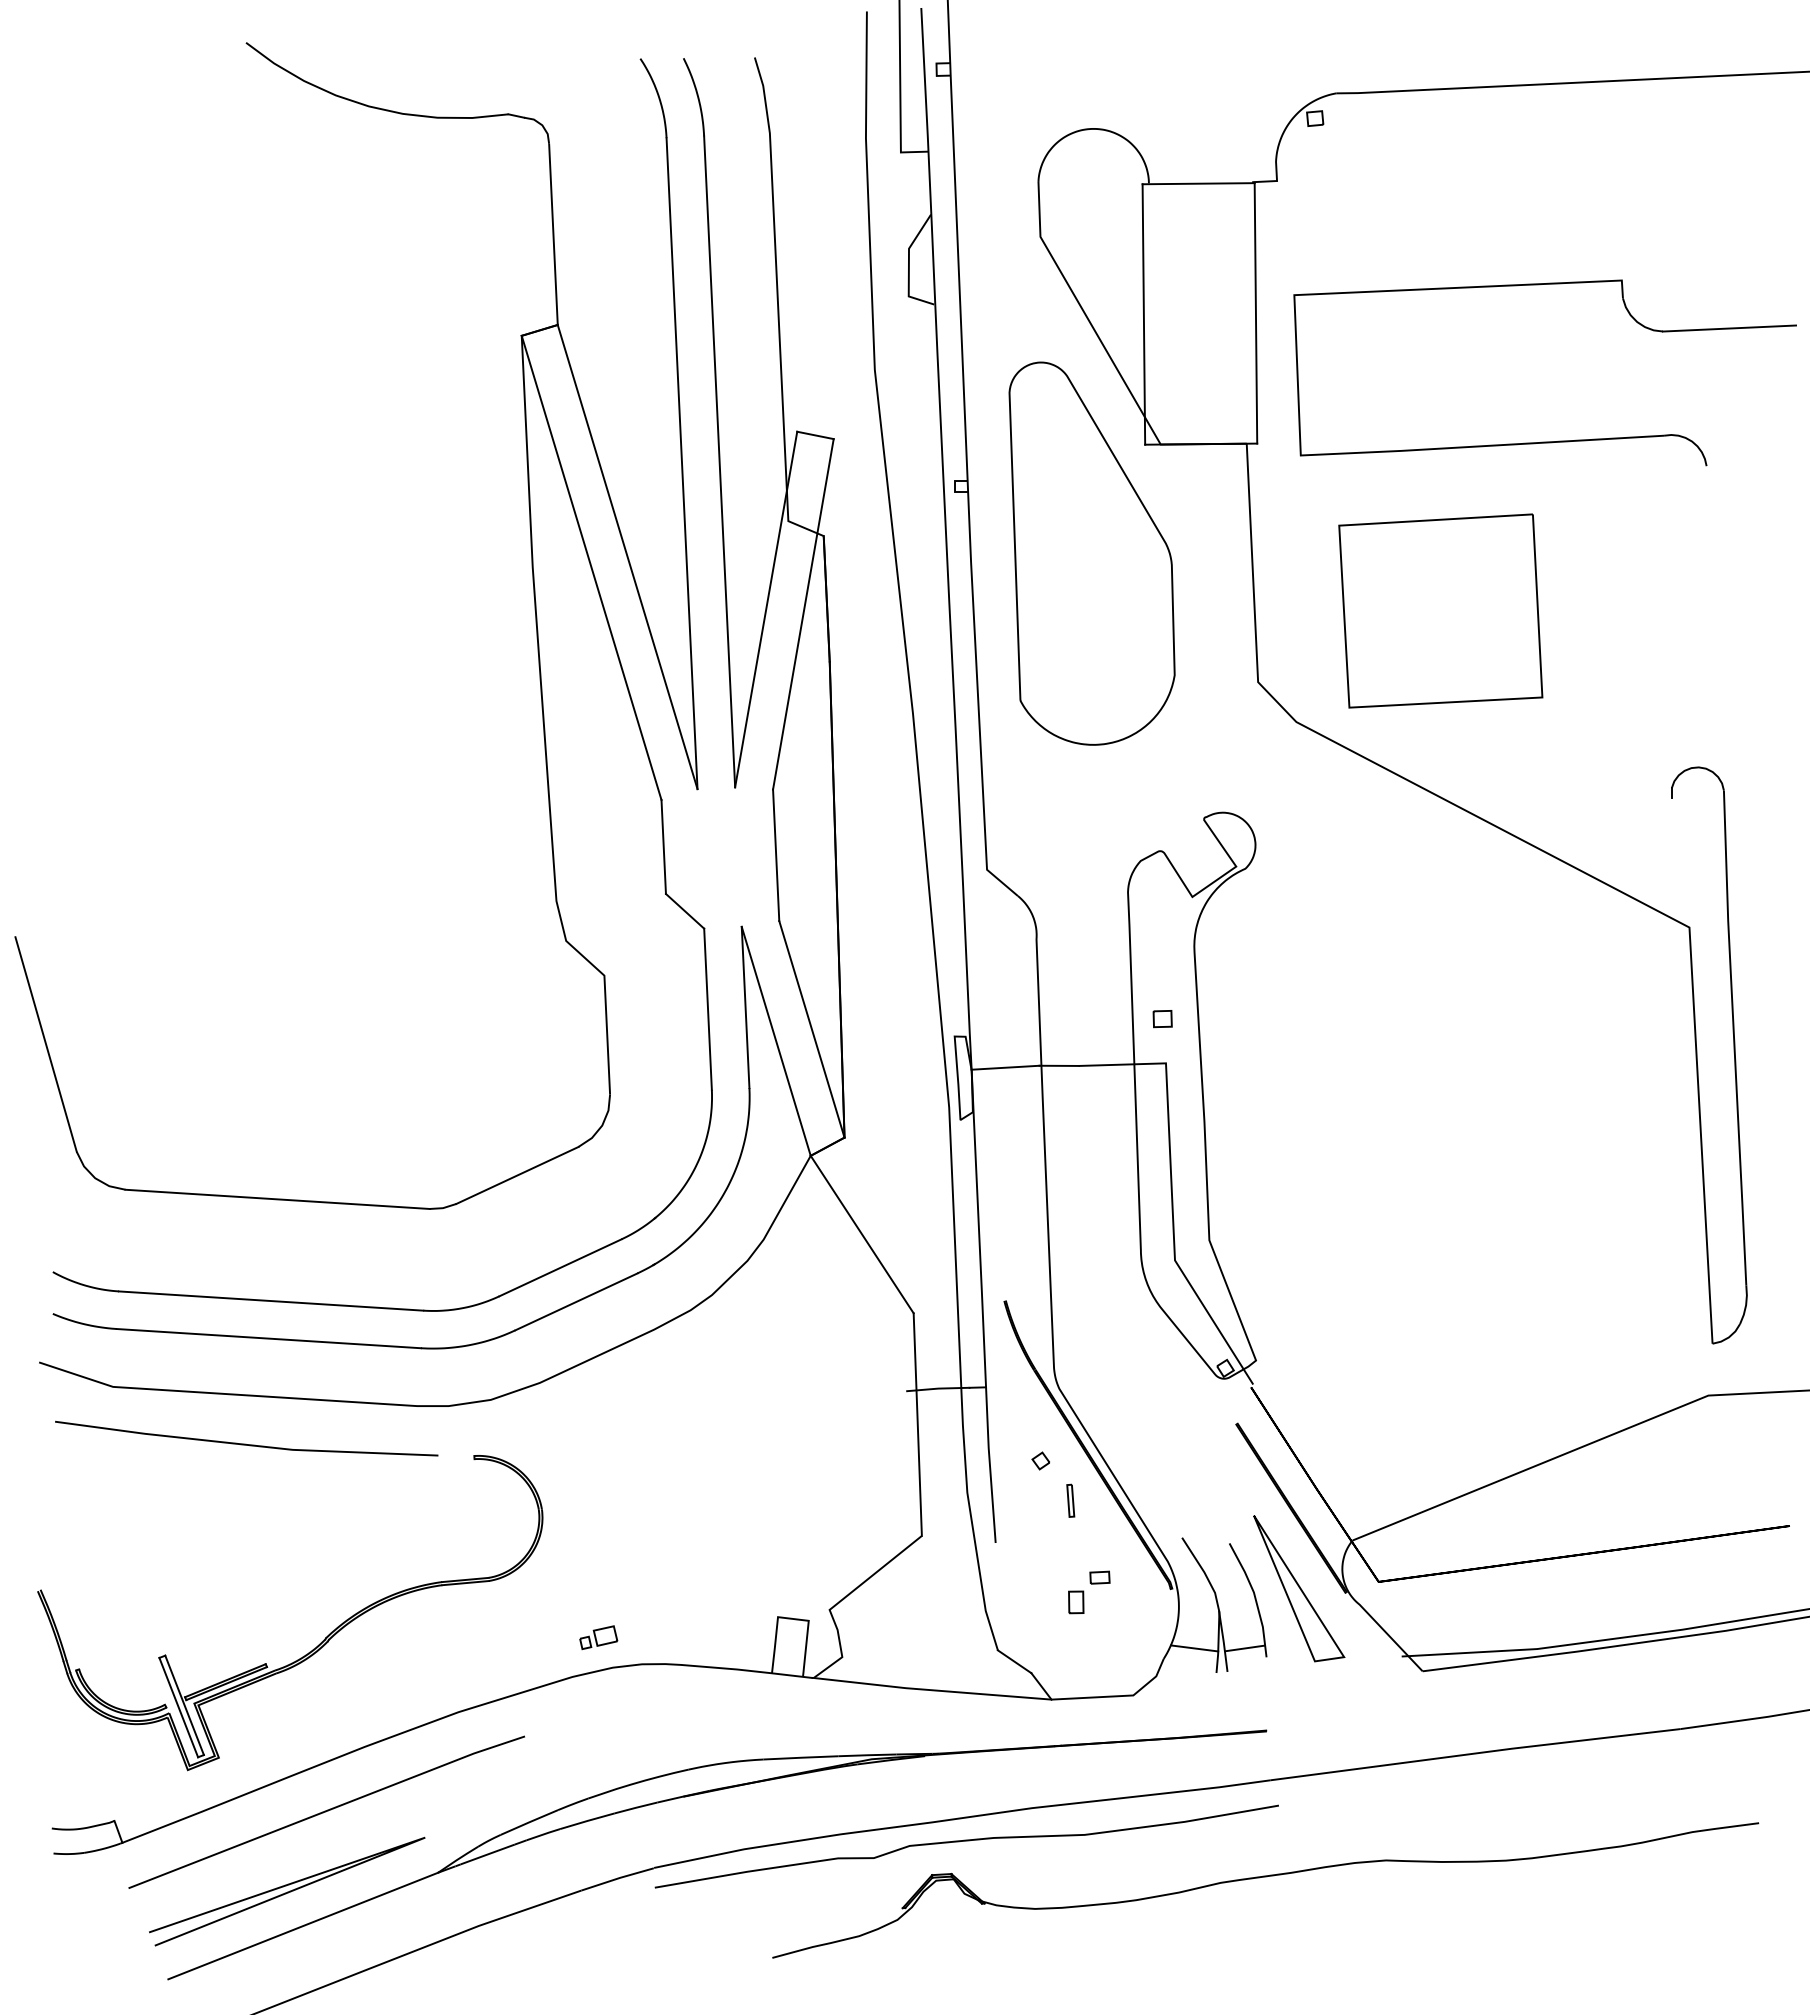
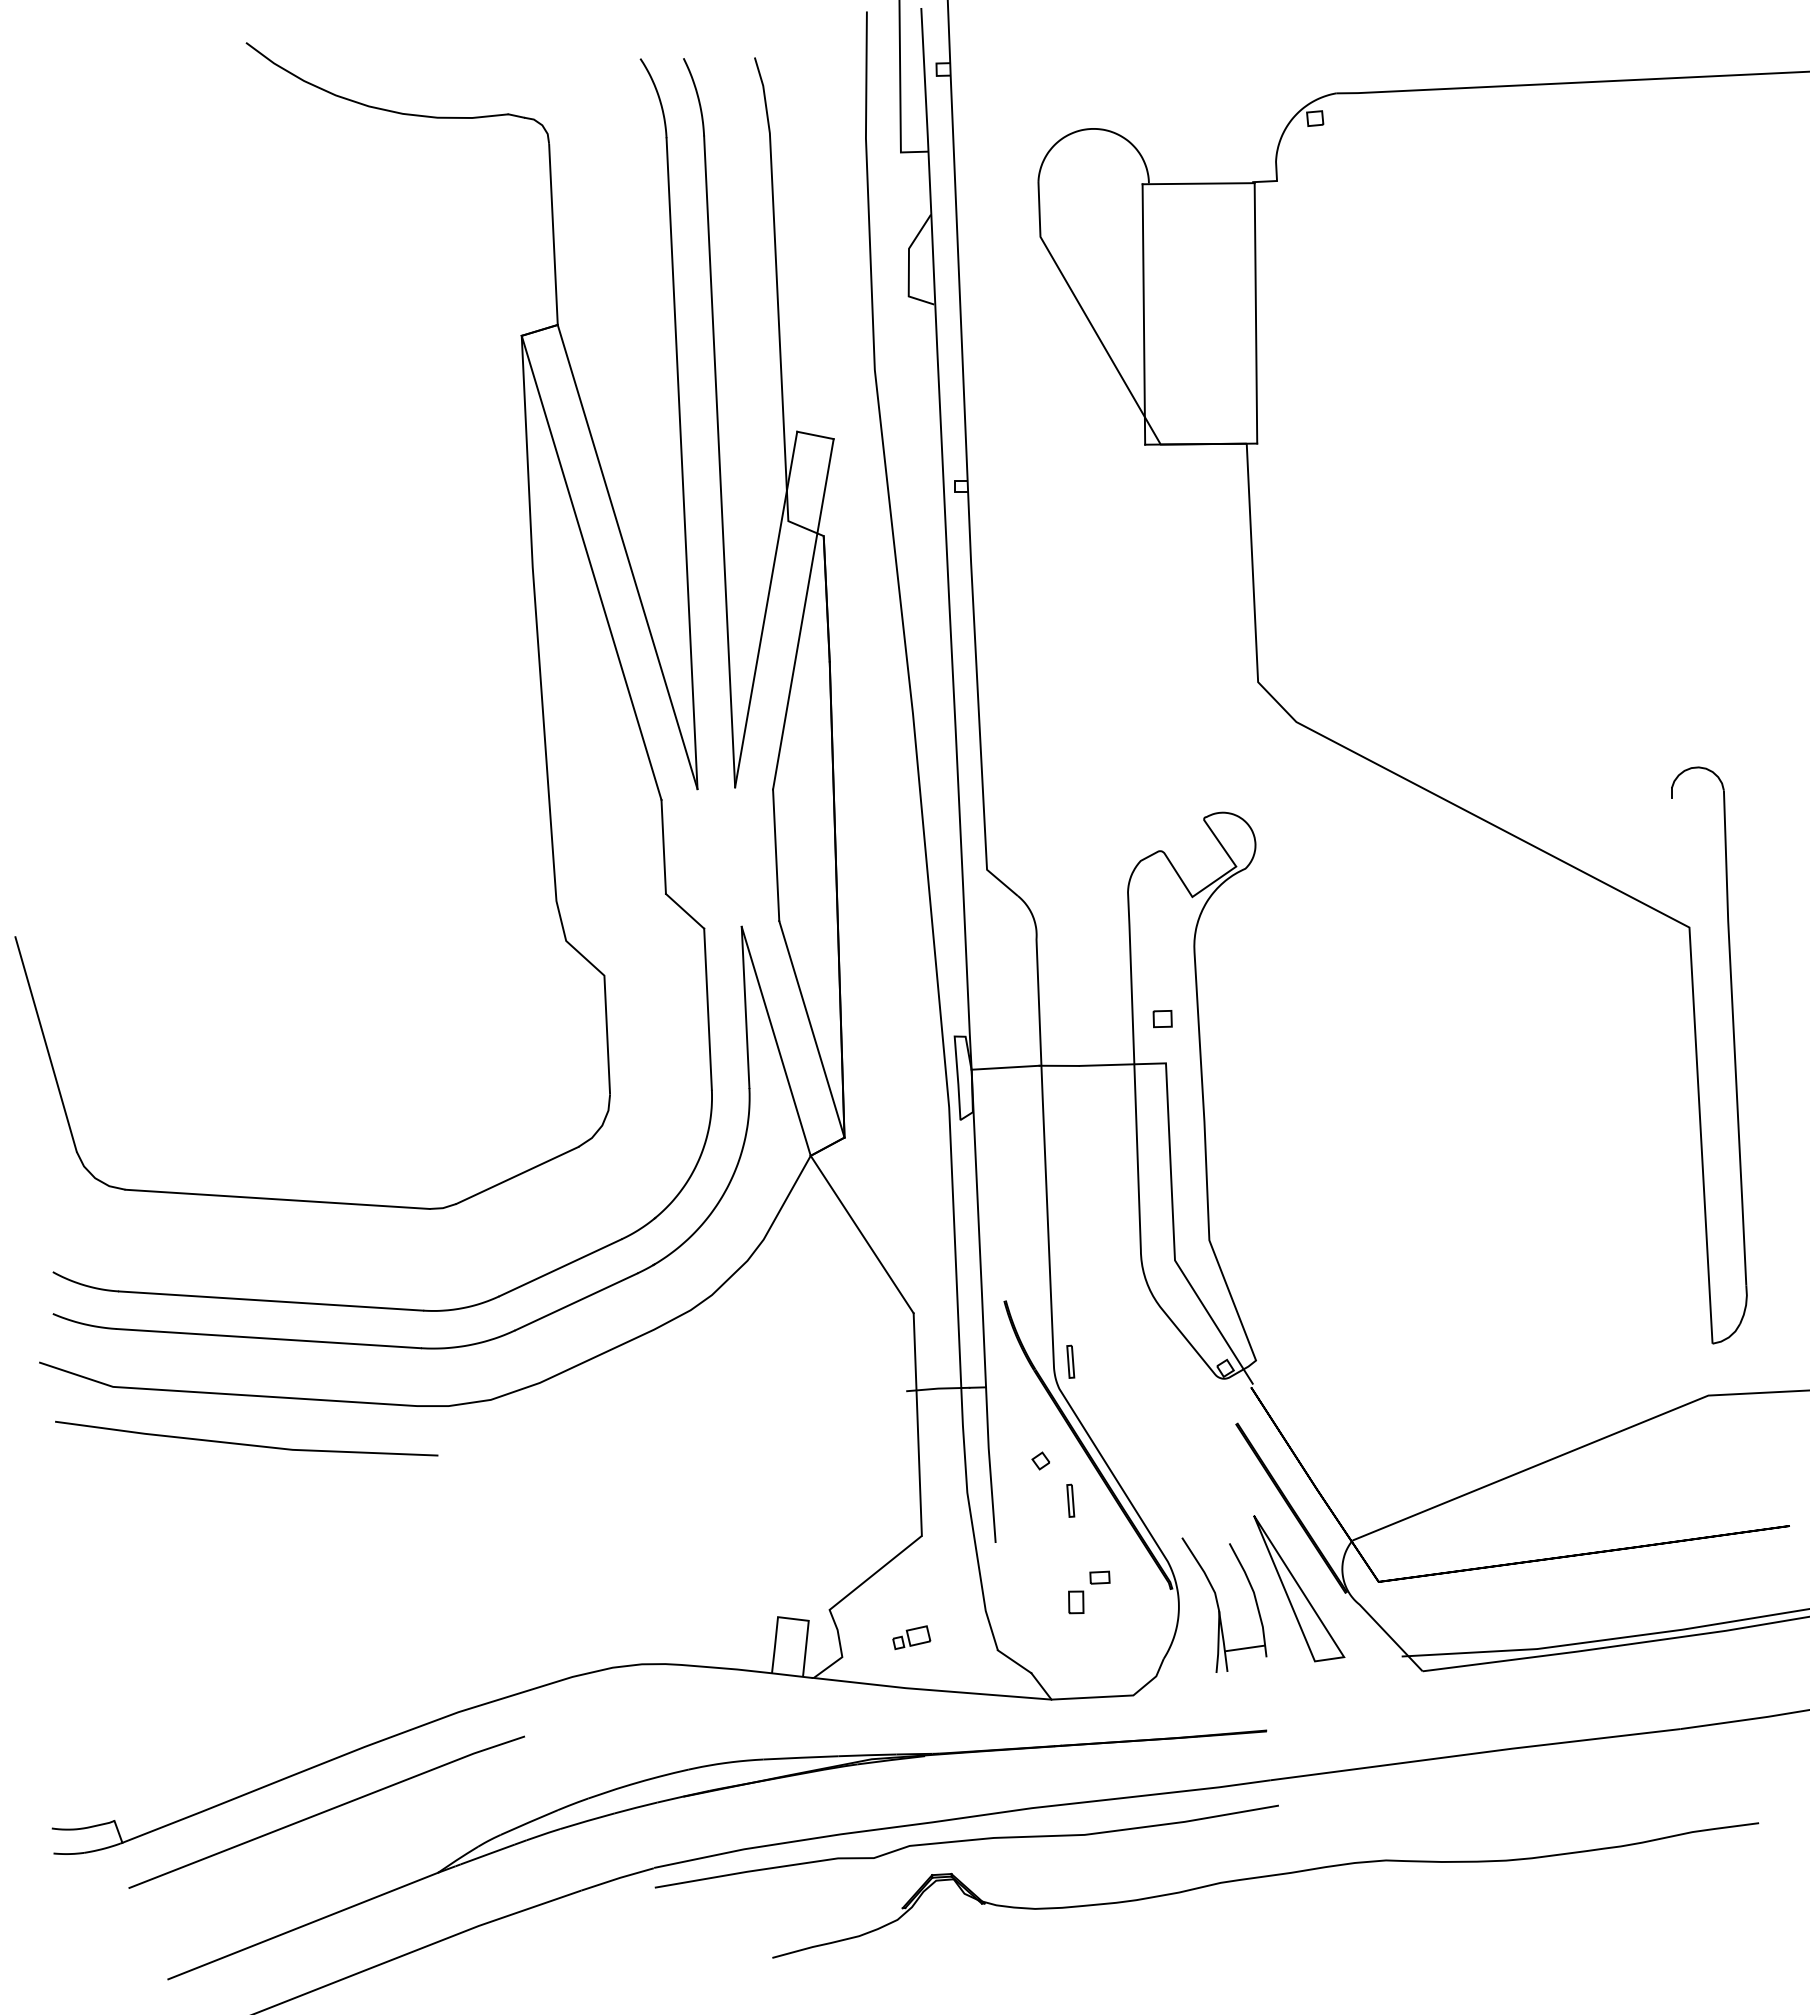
part: present -> none (1544, 441)
part: present -> none (1091, 553)
part: present -> none (1440, 610)
part: none -> present (1070, 1361)
part position: (598, 1637) -> (911, 1637) (911, 1637)
part: present -> none (320, 1642)
line: present -> none (1194, 1648)
line: present -> none (287, 1891)
